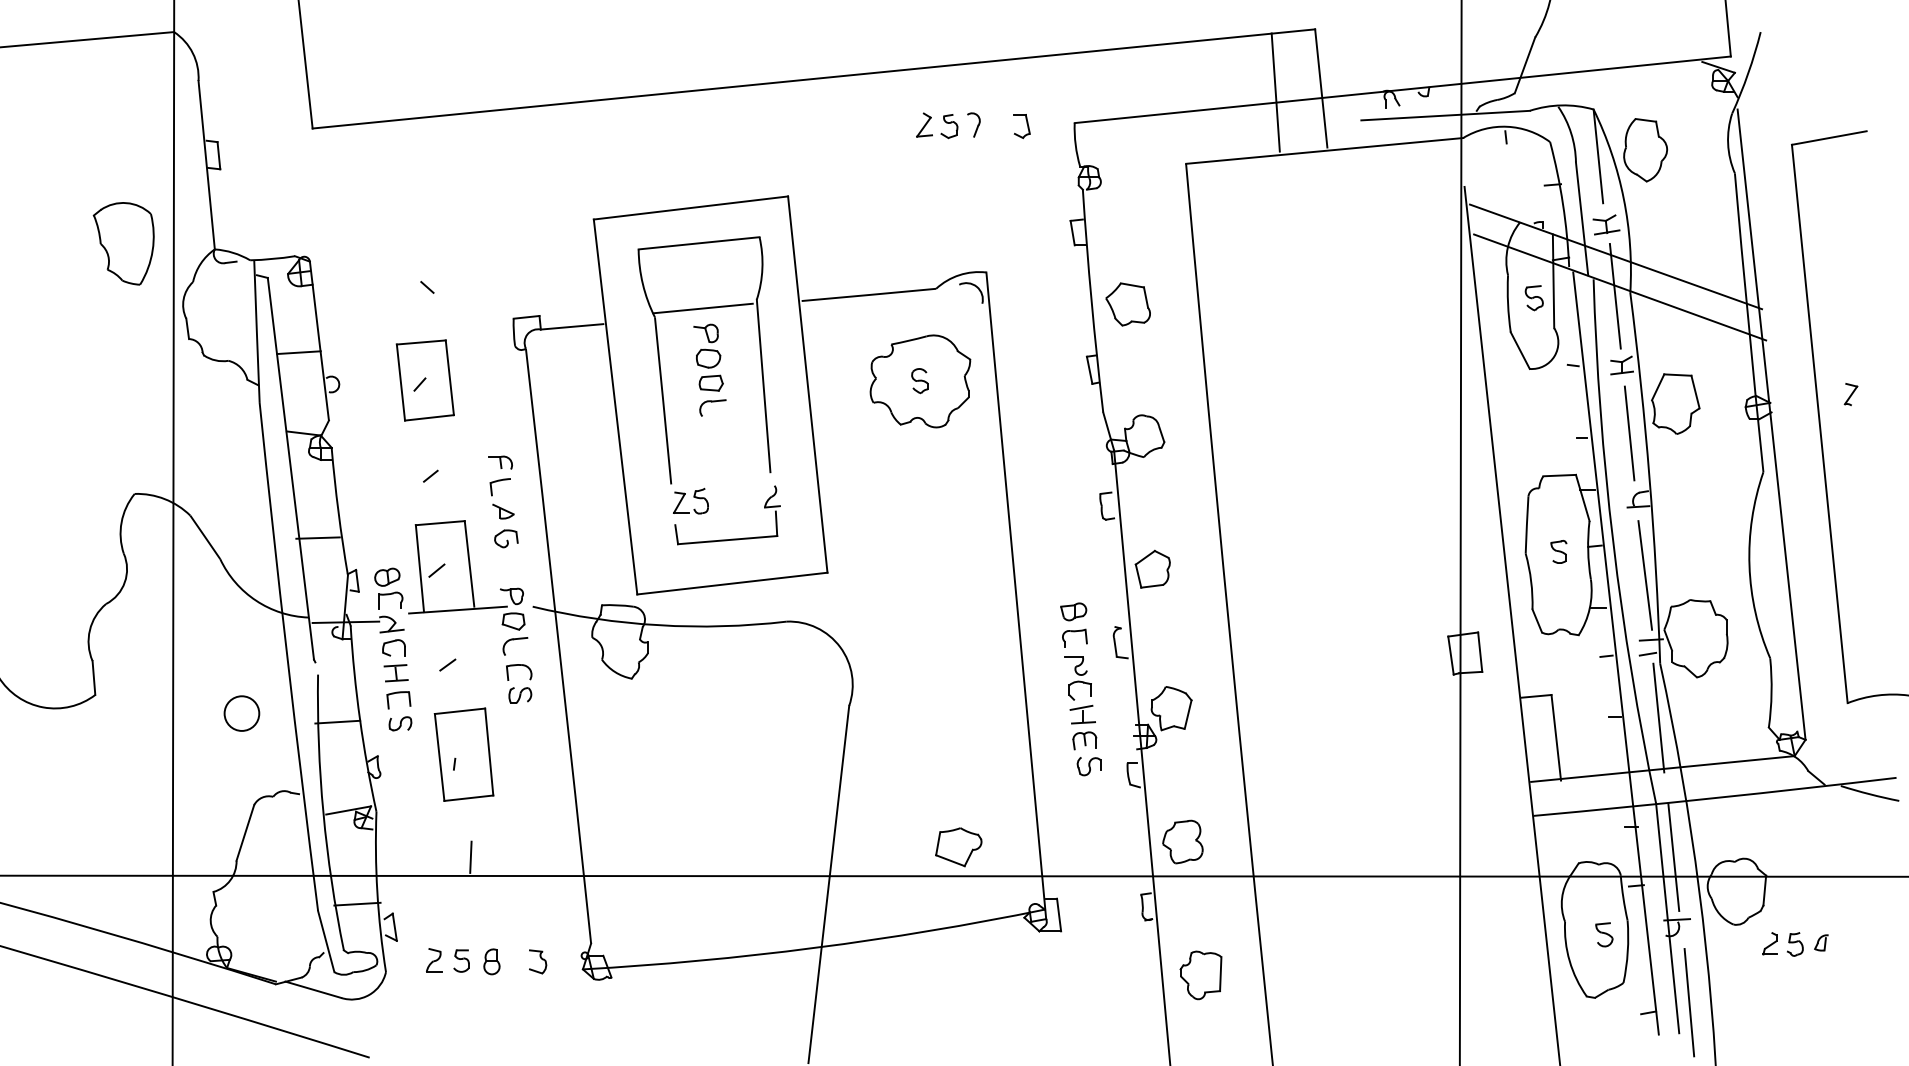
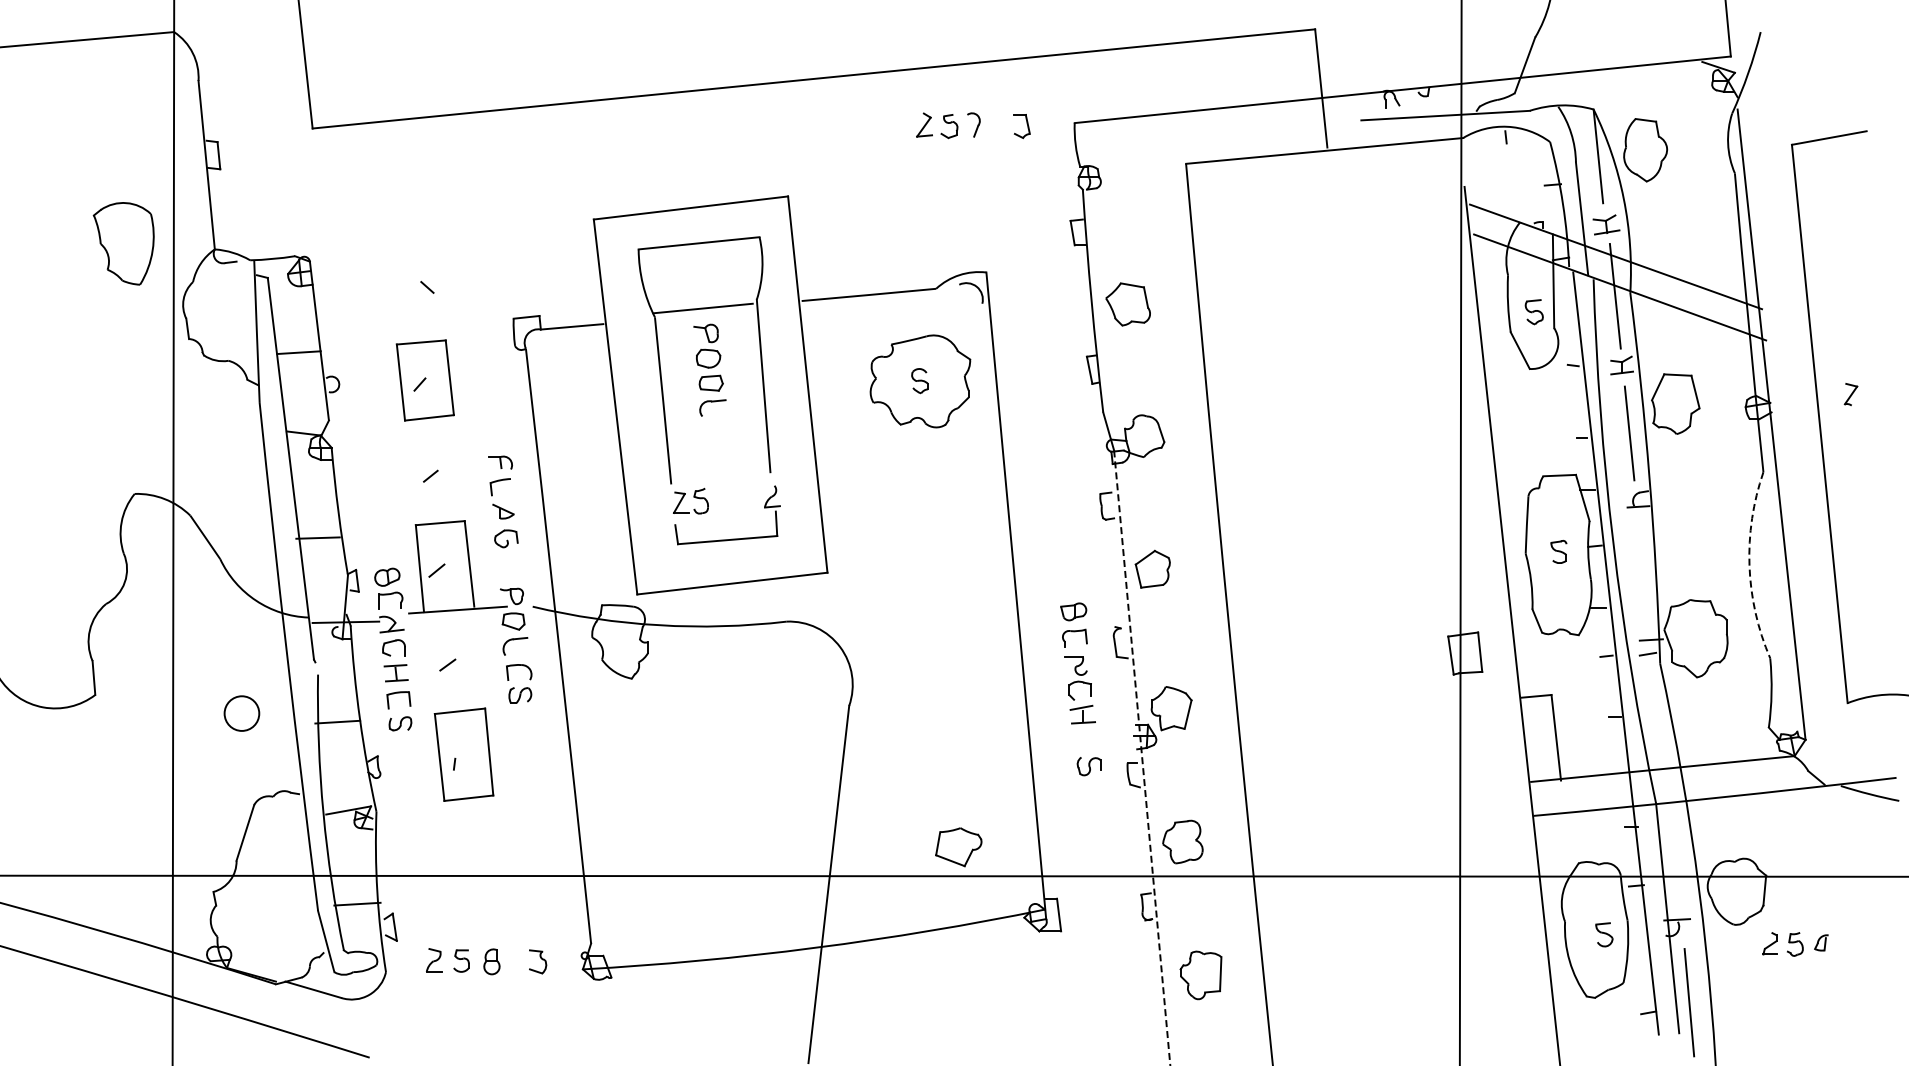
line: present -> none (1275, 92)
part position: (1533, 298) -> (1533, 312) (1533, 312)
arc: solid -> dashed (1749, 565)
line: present -> none (1645, 575)
line: present -> none (1658, 717)
part: present -> none (1084, 740)
line: solid -> dashed (1142, 757)
line: present -> none (470, 856)
line: present -> none (1673, 856)
